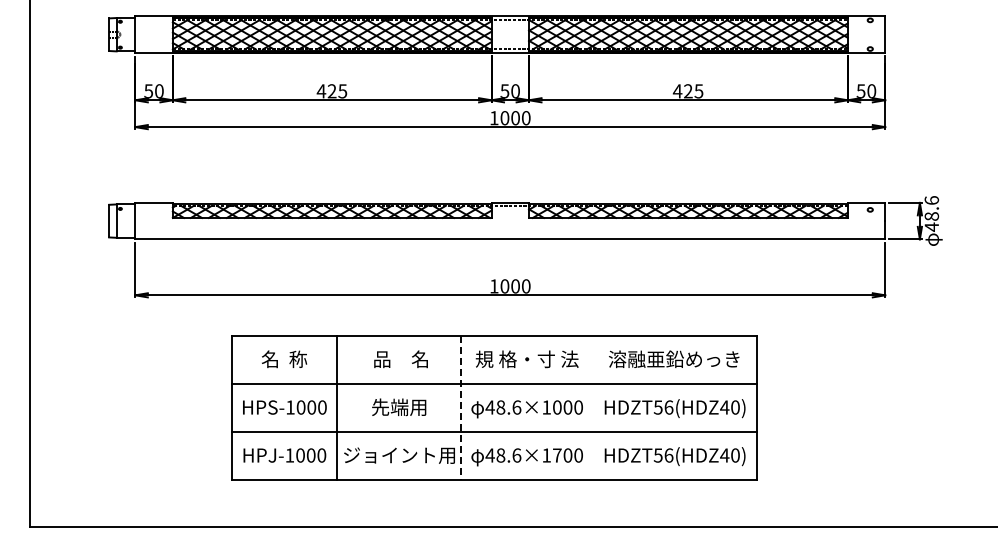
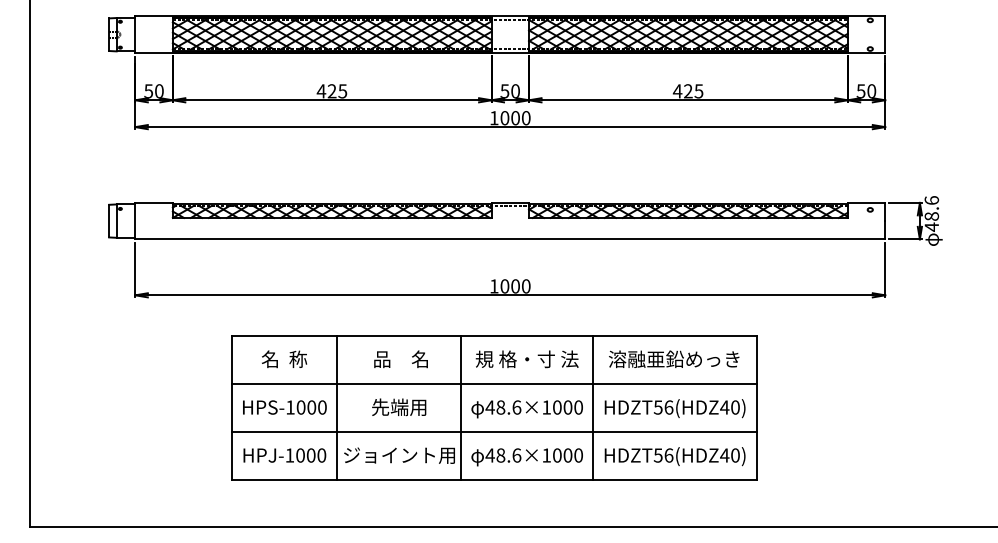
line: dashed -> solid (461, 407)
line: none -> present (593, 407)
text: 48.6×1700 -> 48.6×1000 (557, 455)
